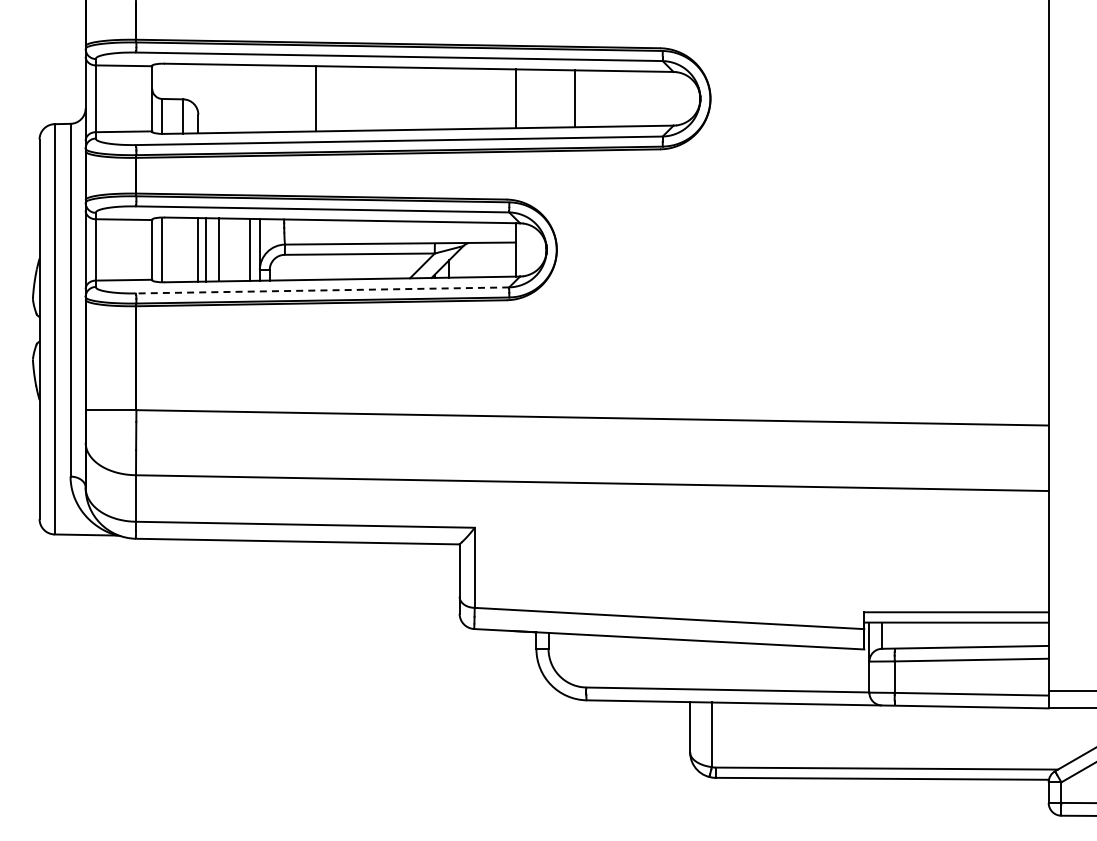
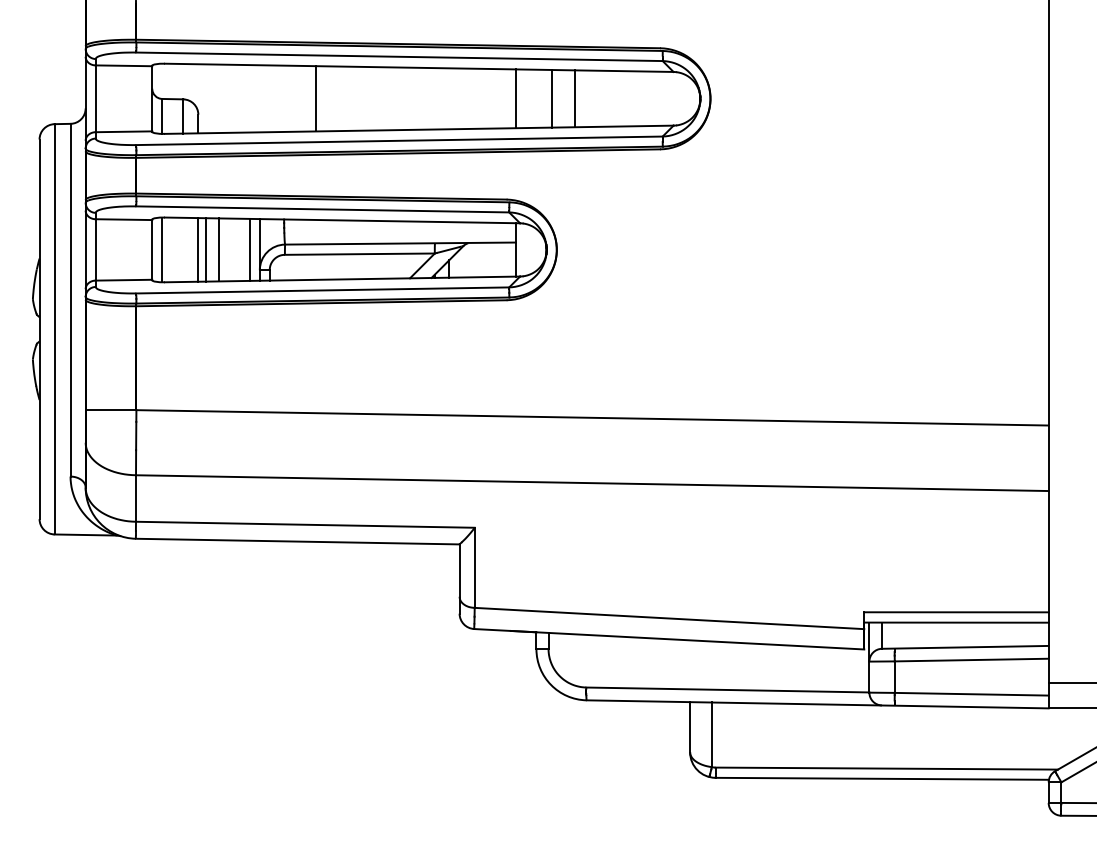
line: none -> present (551, 98)
line: dashed -> solid (322, 290)
line position: (1070, 690) -> (1070, 682) (1070, 682)
